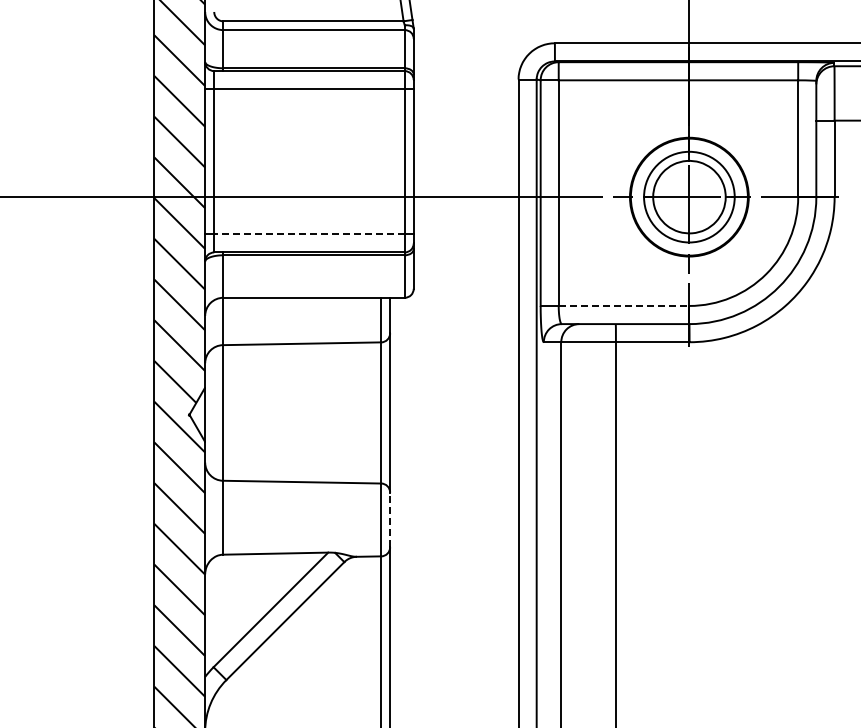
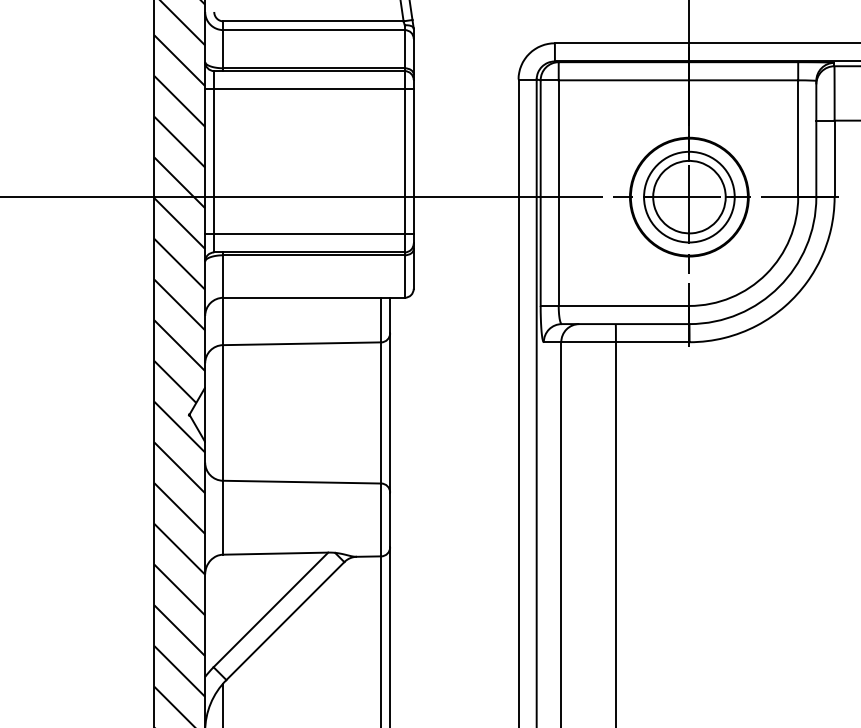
line: dashed -> solid (309, 234)
line: dashed -> solid (624, 305)
line: dashed -> solid (390, 519)
line: none -> present (223, 703)
